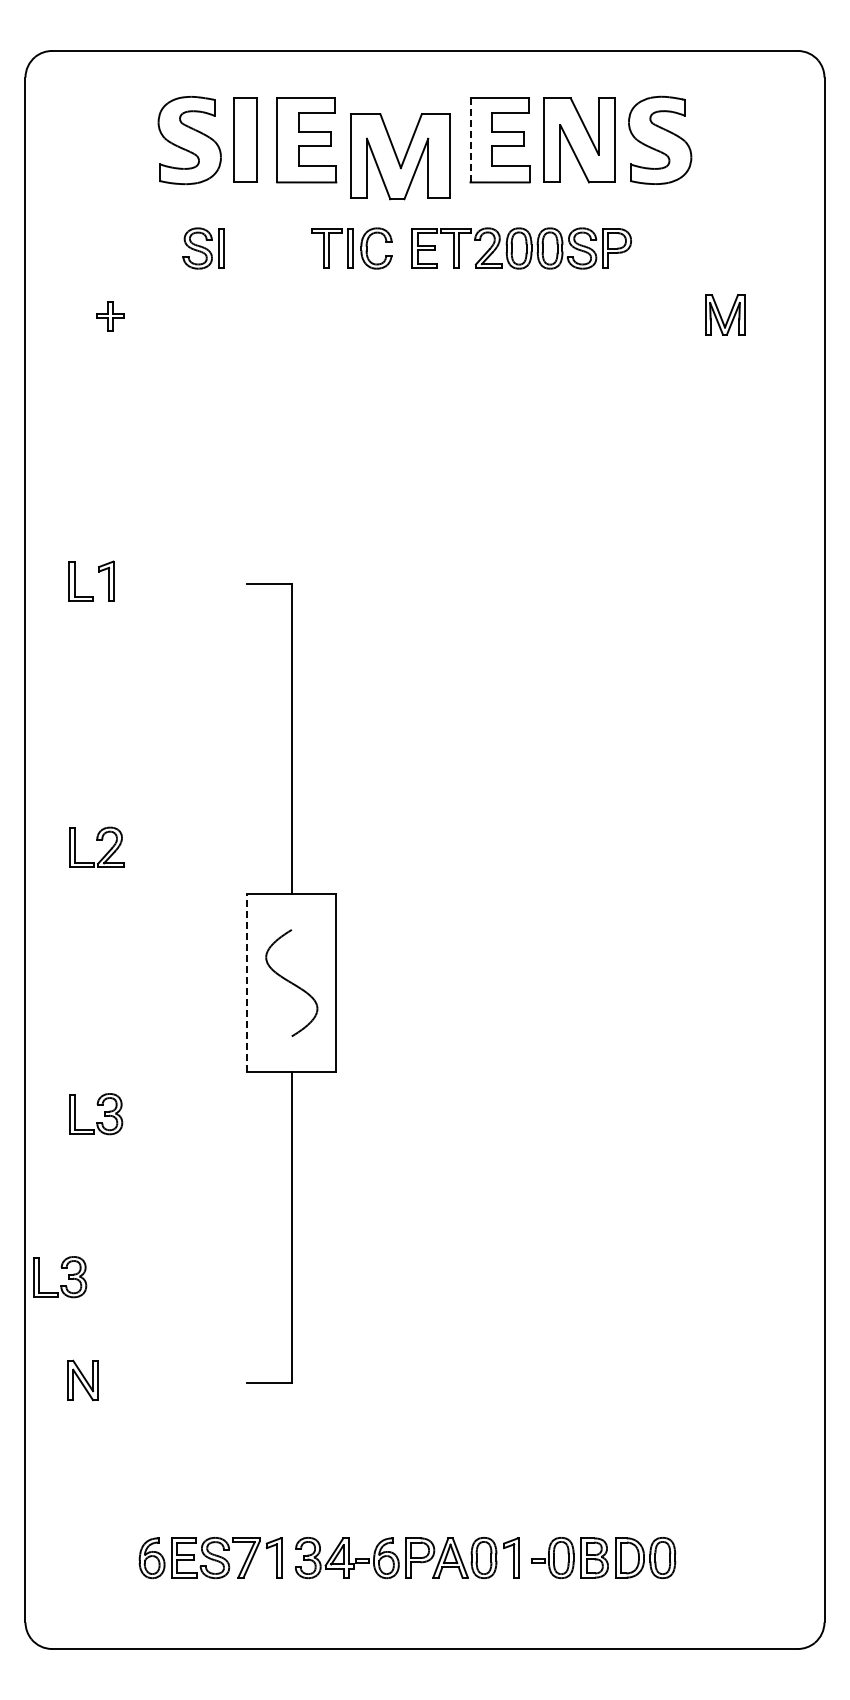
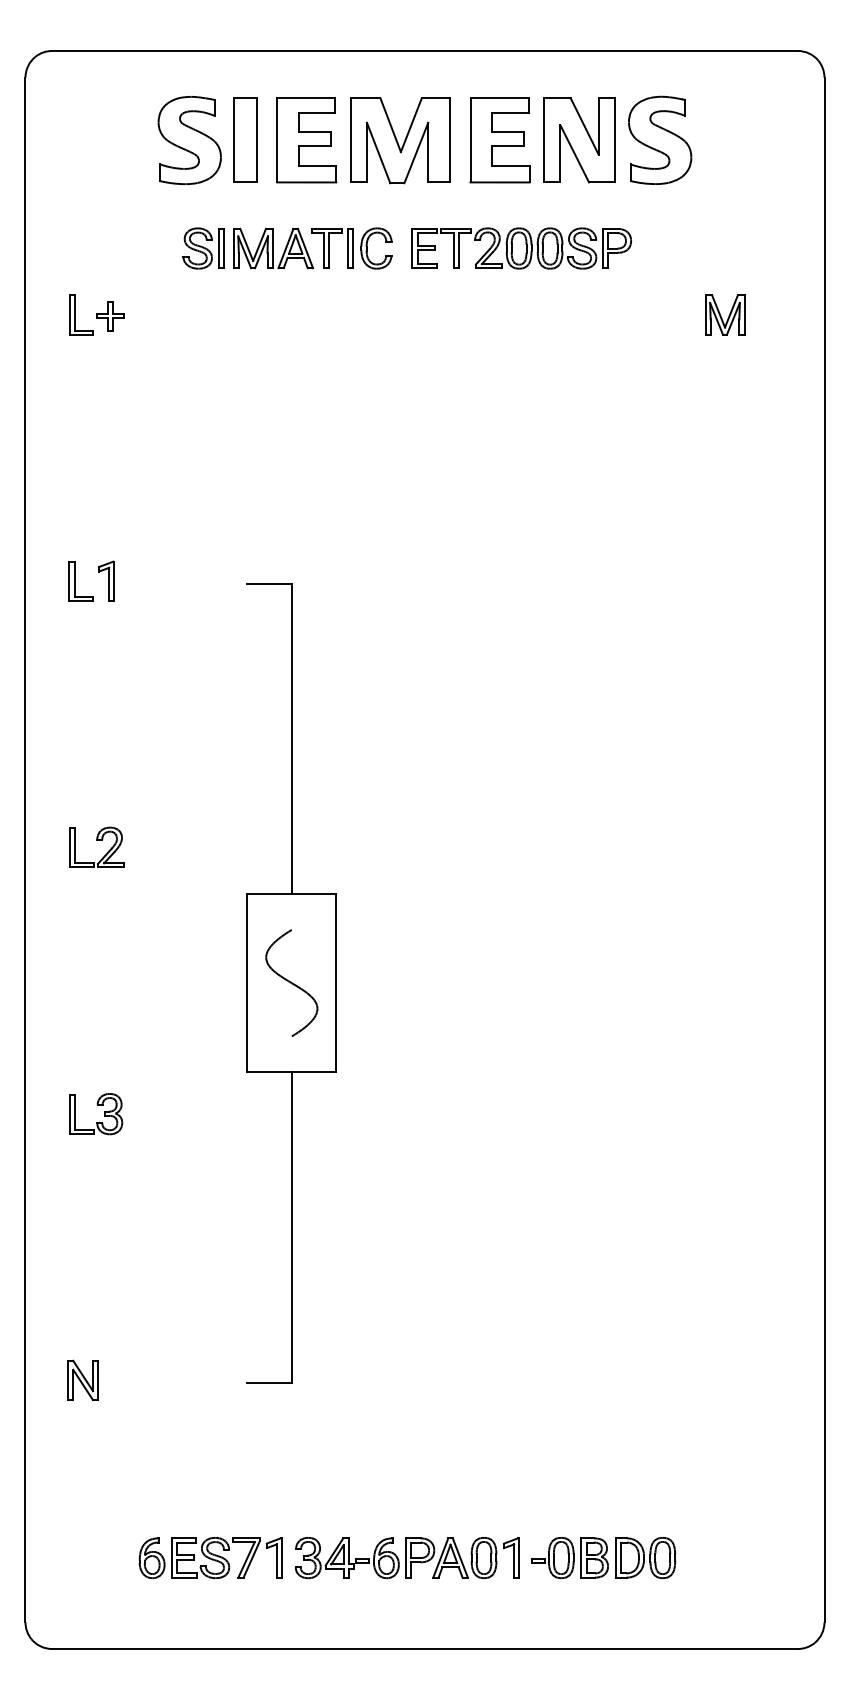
line: dashed -> solid (470, 139)
part position: (400, 156) -> (400, 140) (400, 140)
part: none -> present (273, 248)
part: none -> present (81, 314)
line: dashed -> solid (247, 983)
part: present -> none (68, 1277)
